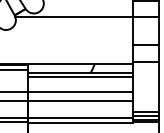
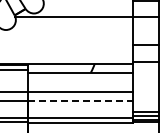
line: present -> none (80, 76)
line: solid -> dashed (80, 101)
